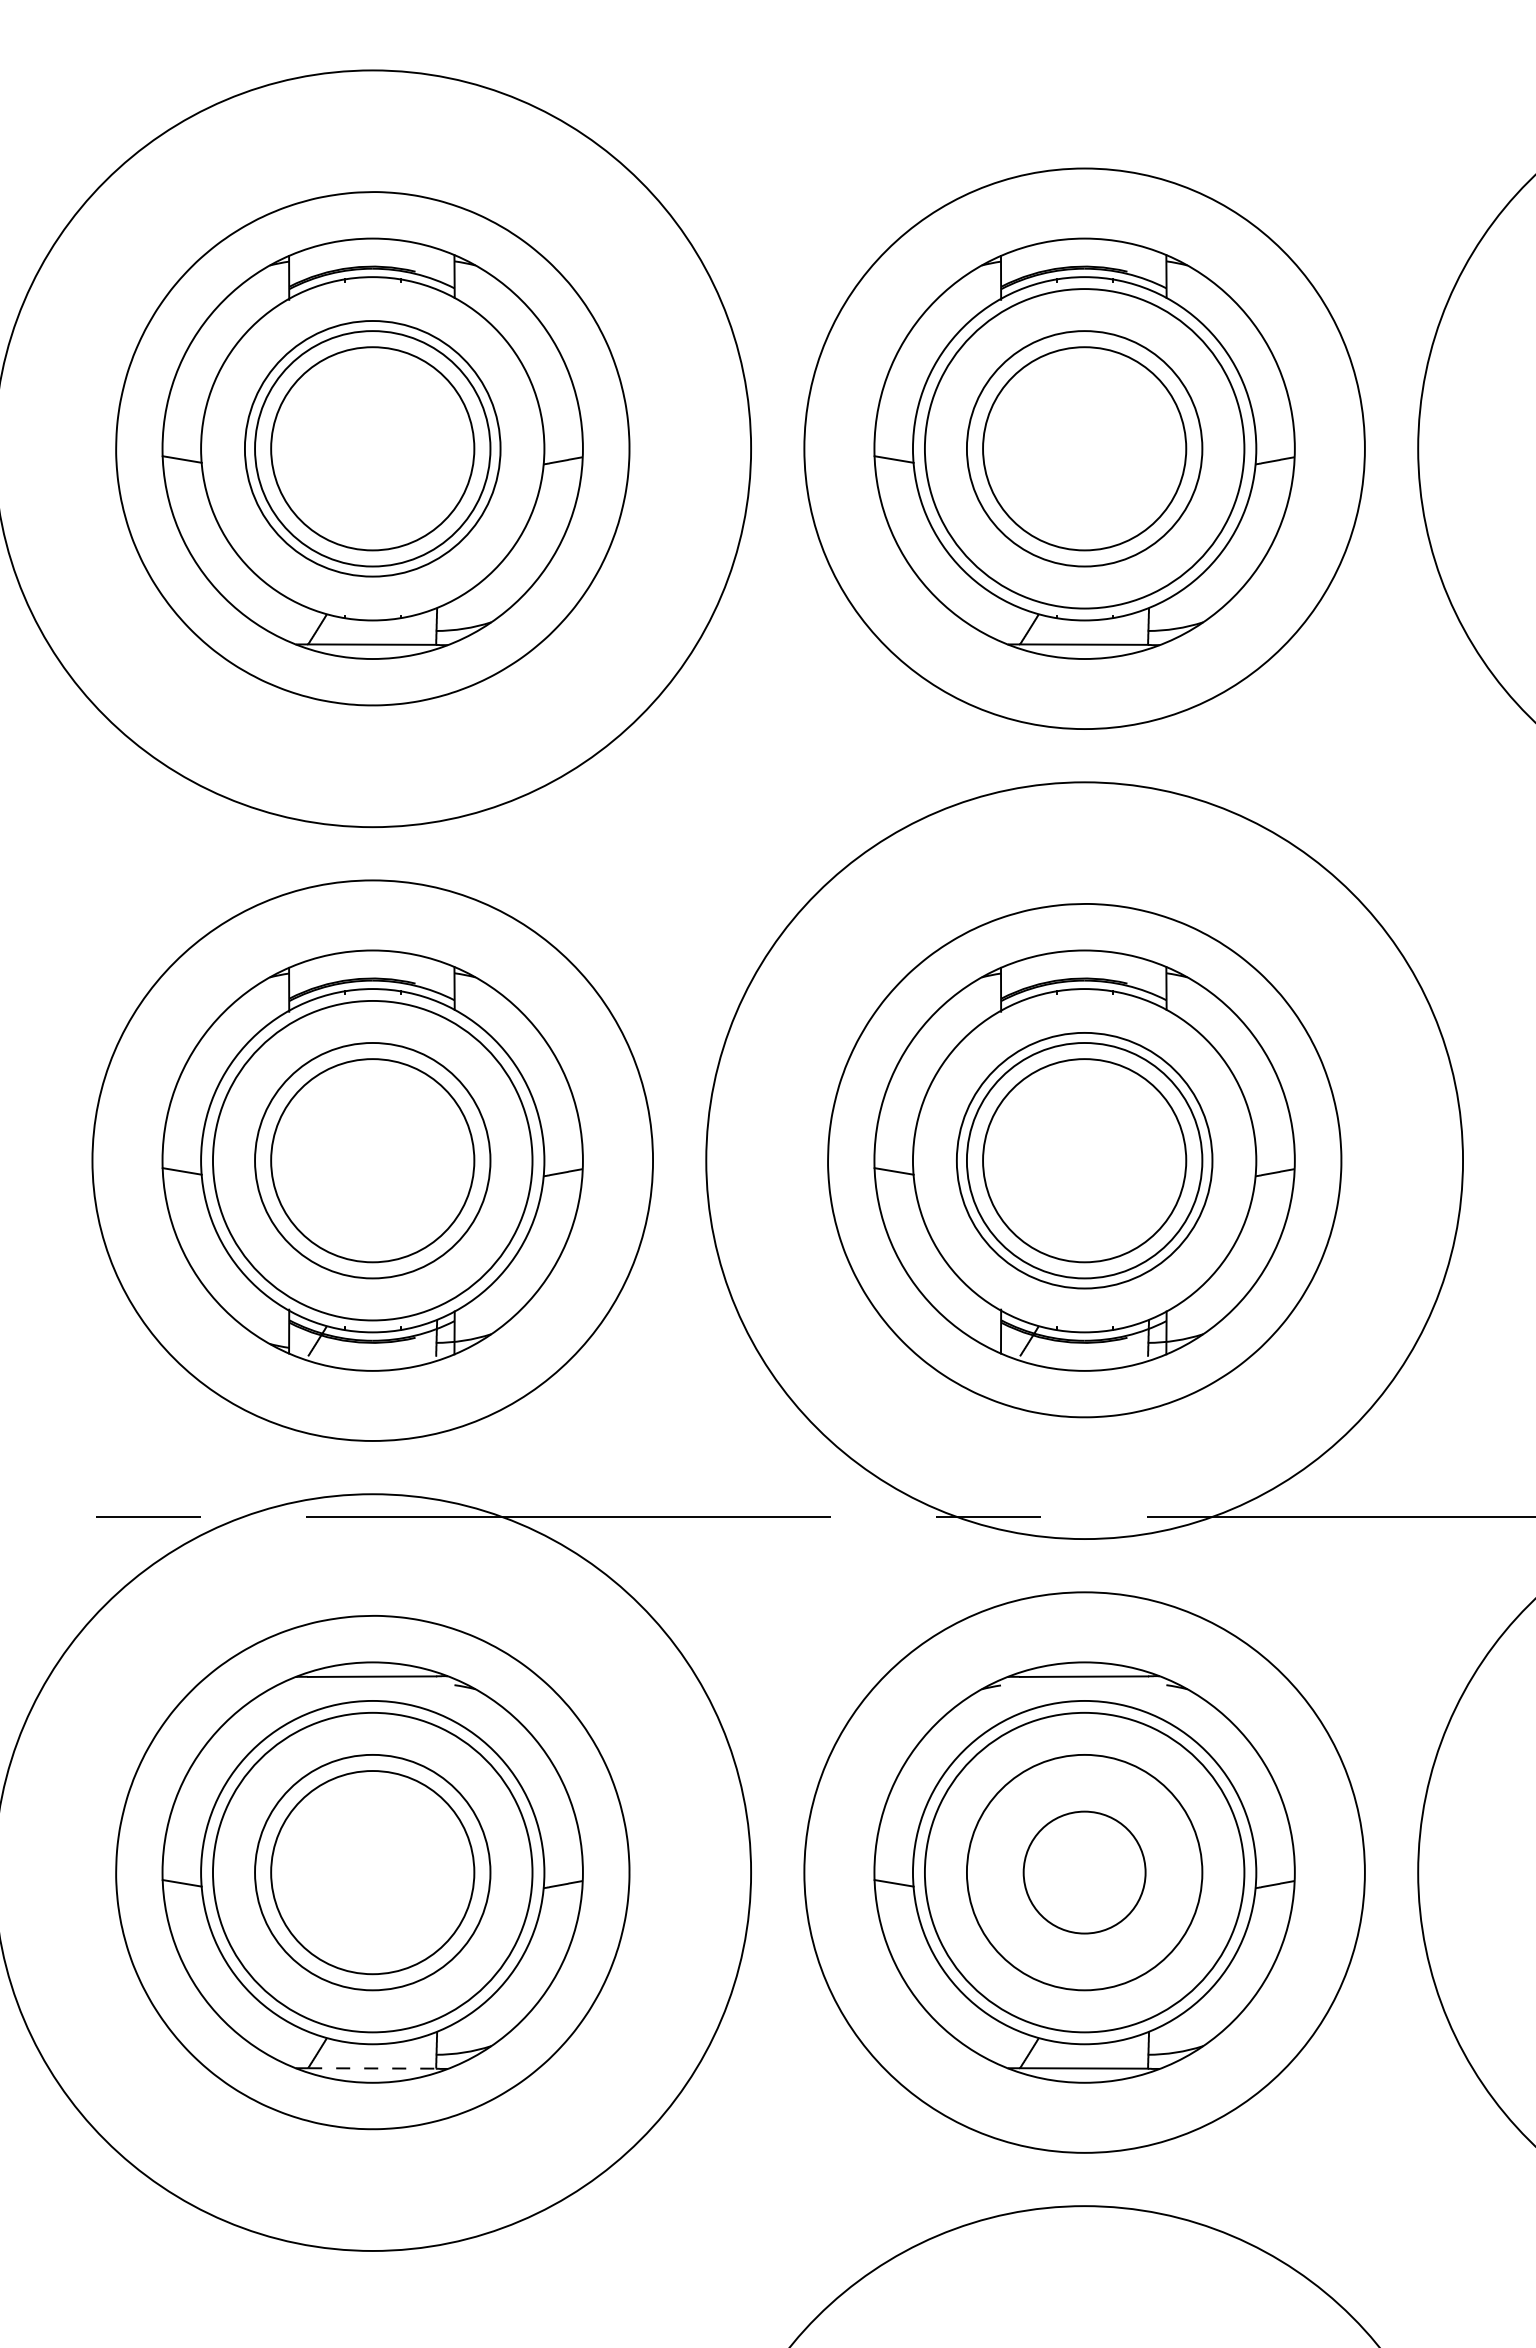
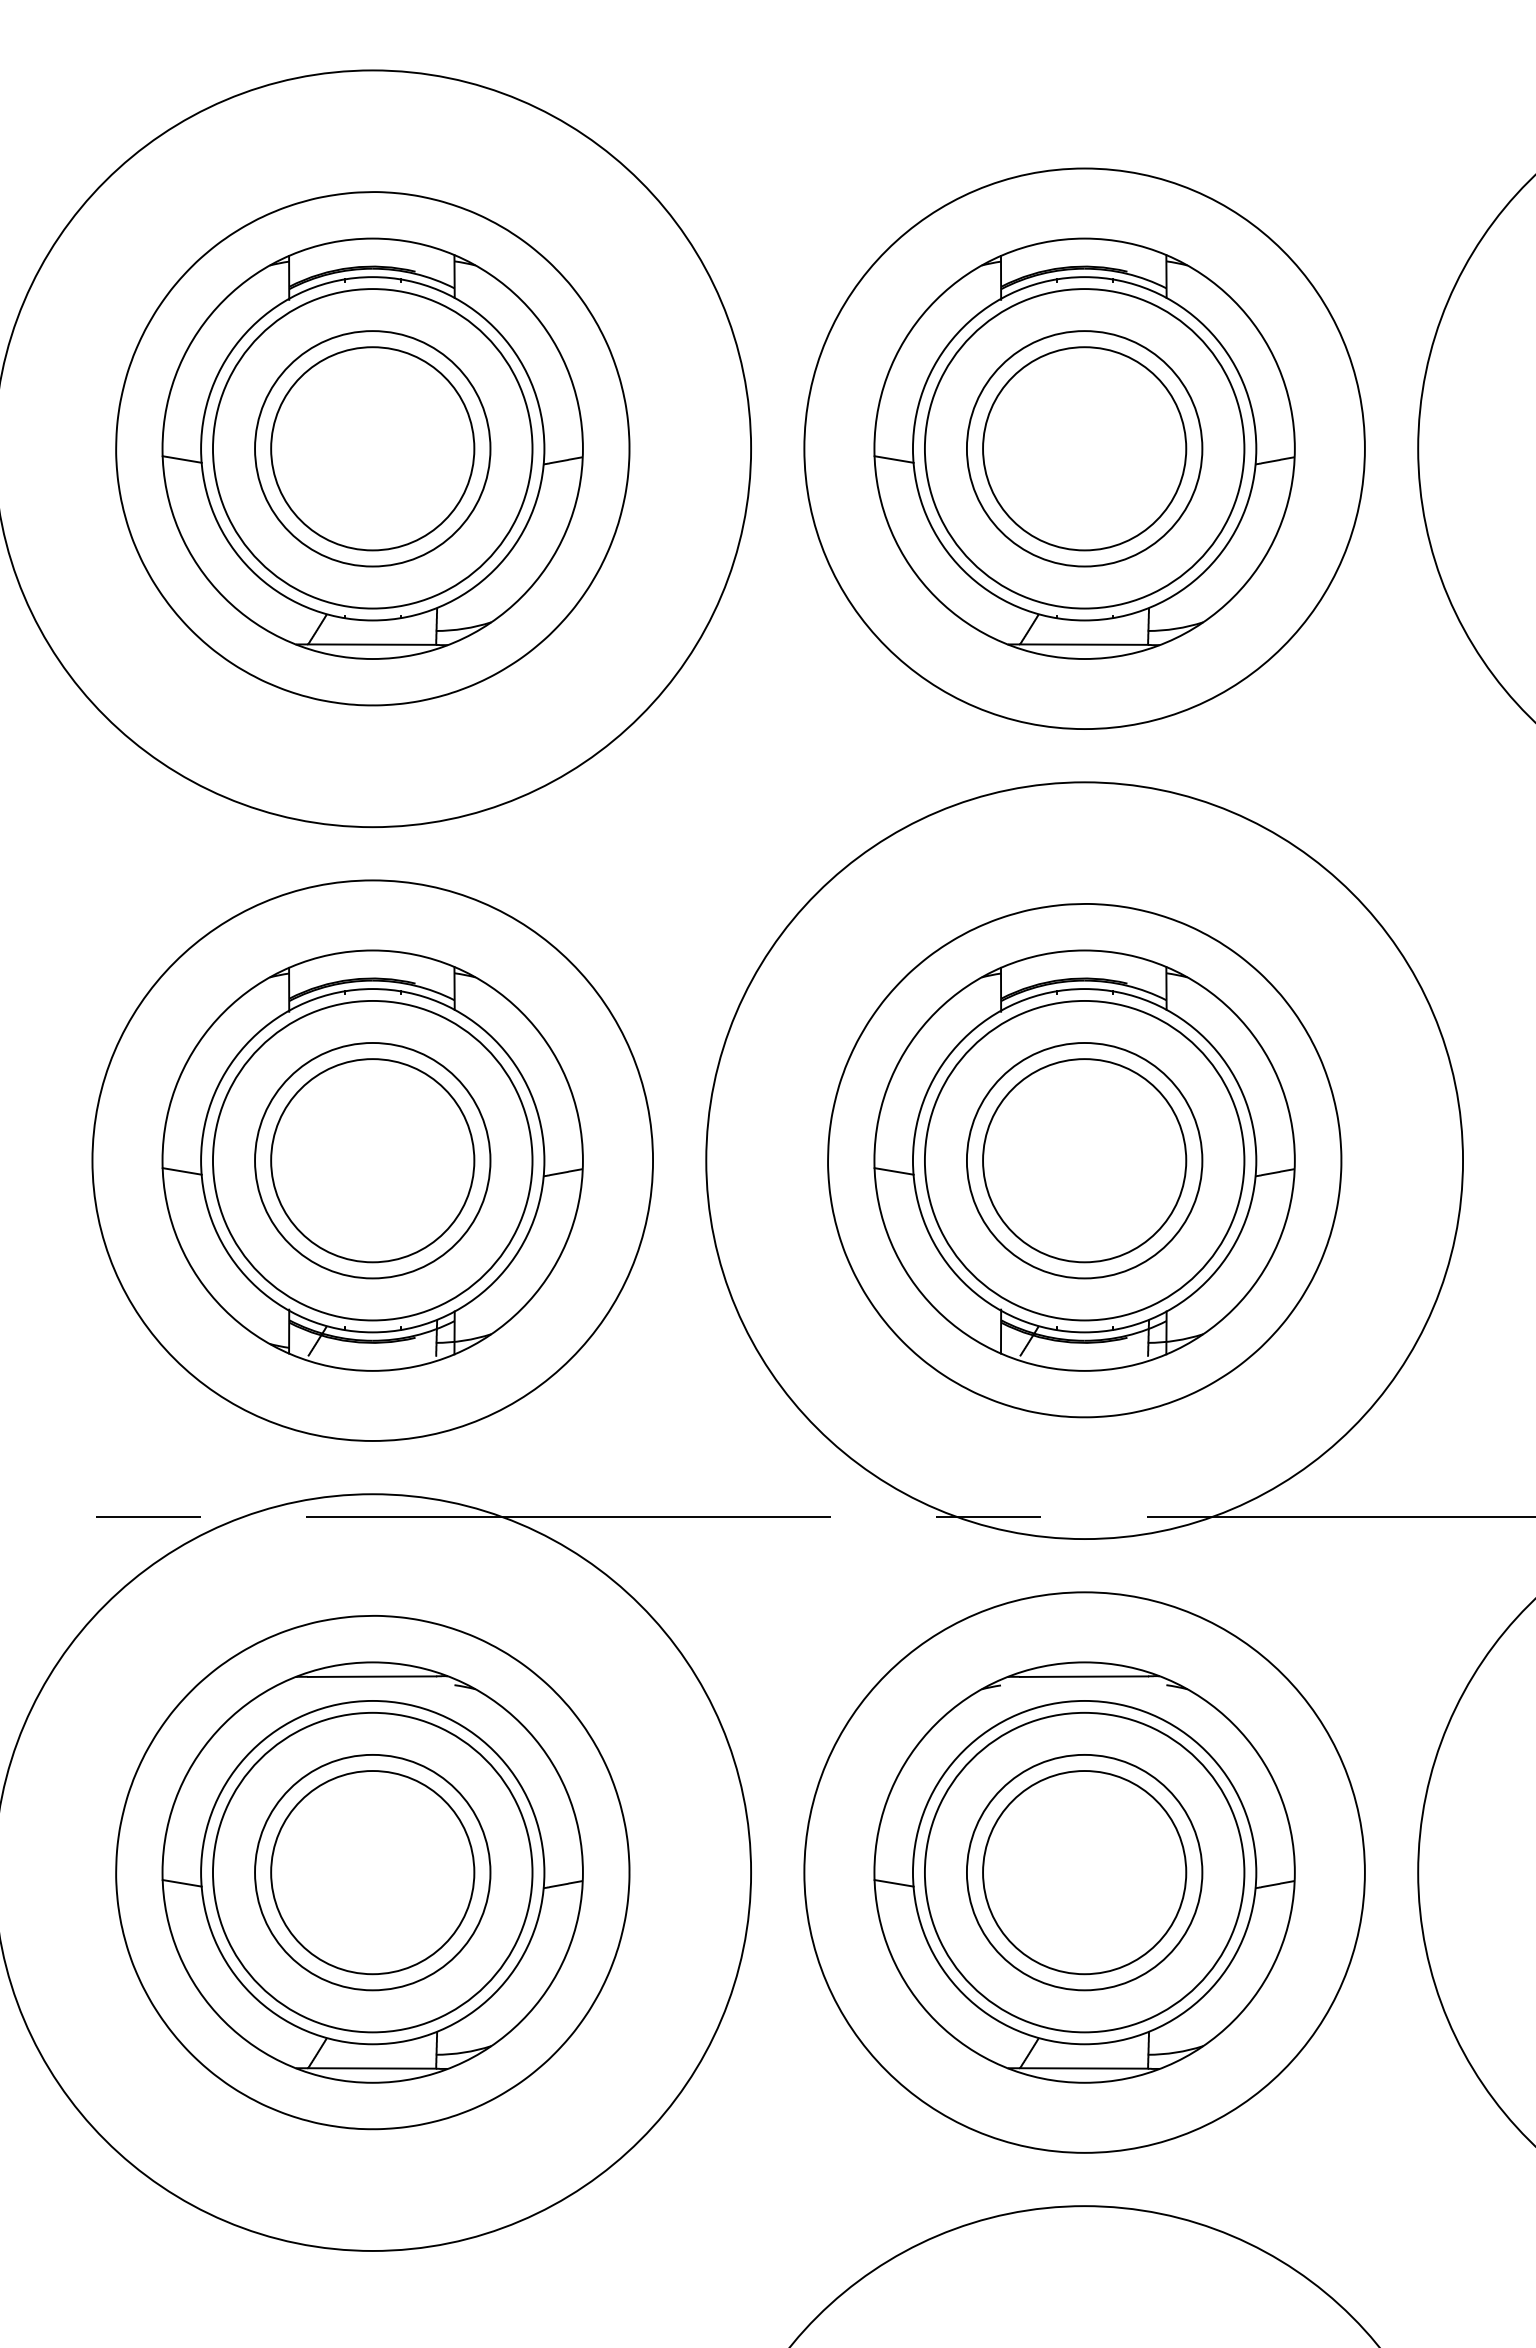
circle diameter: 256 px -> 320 px (372, 448)
circle diameter: 256 px -> 320 px (1084, 1160)
circle diameter: 122 px -> 203 px (1084, 1872)
line: dashed -> solid (372, 2068)
